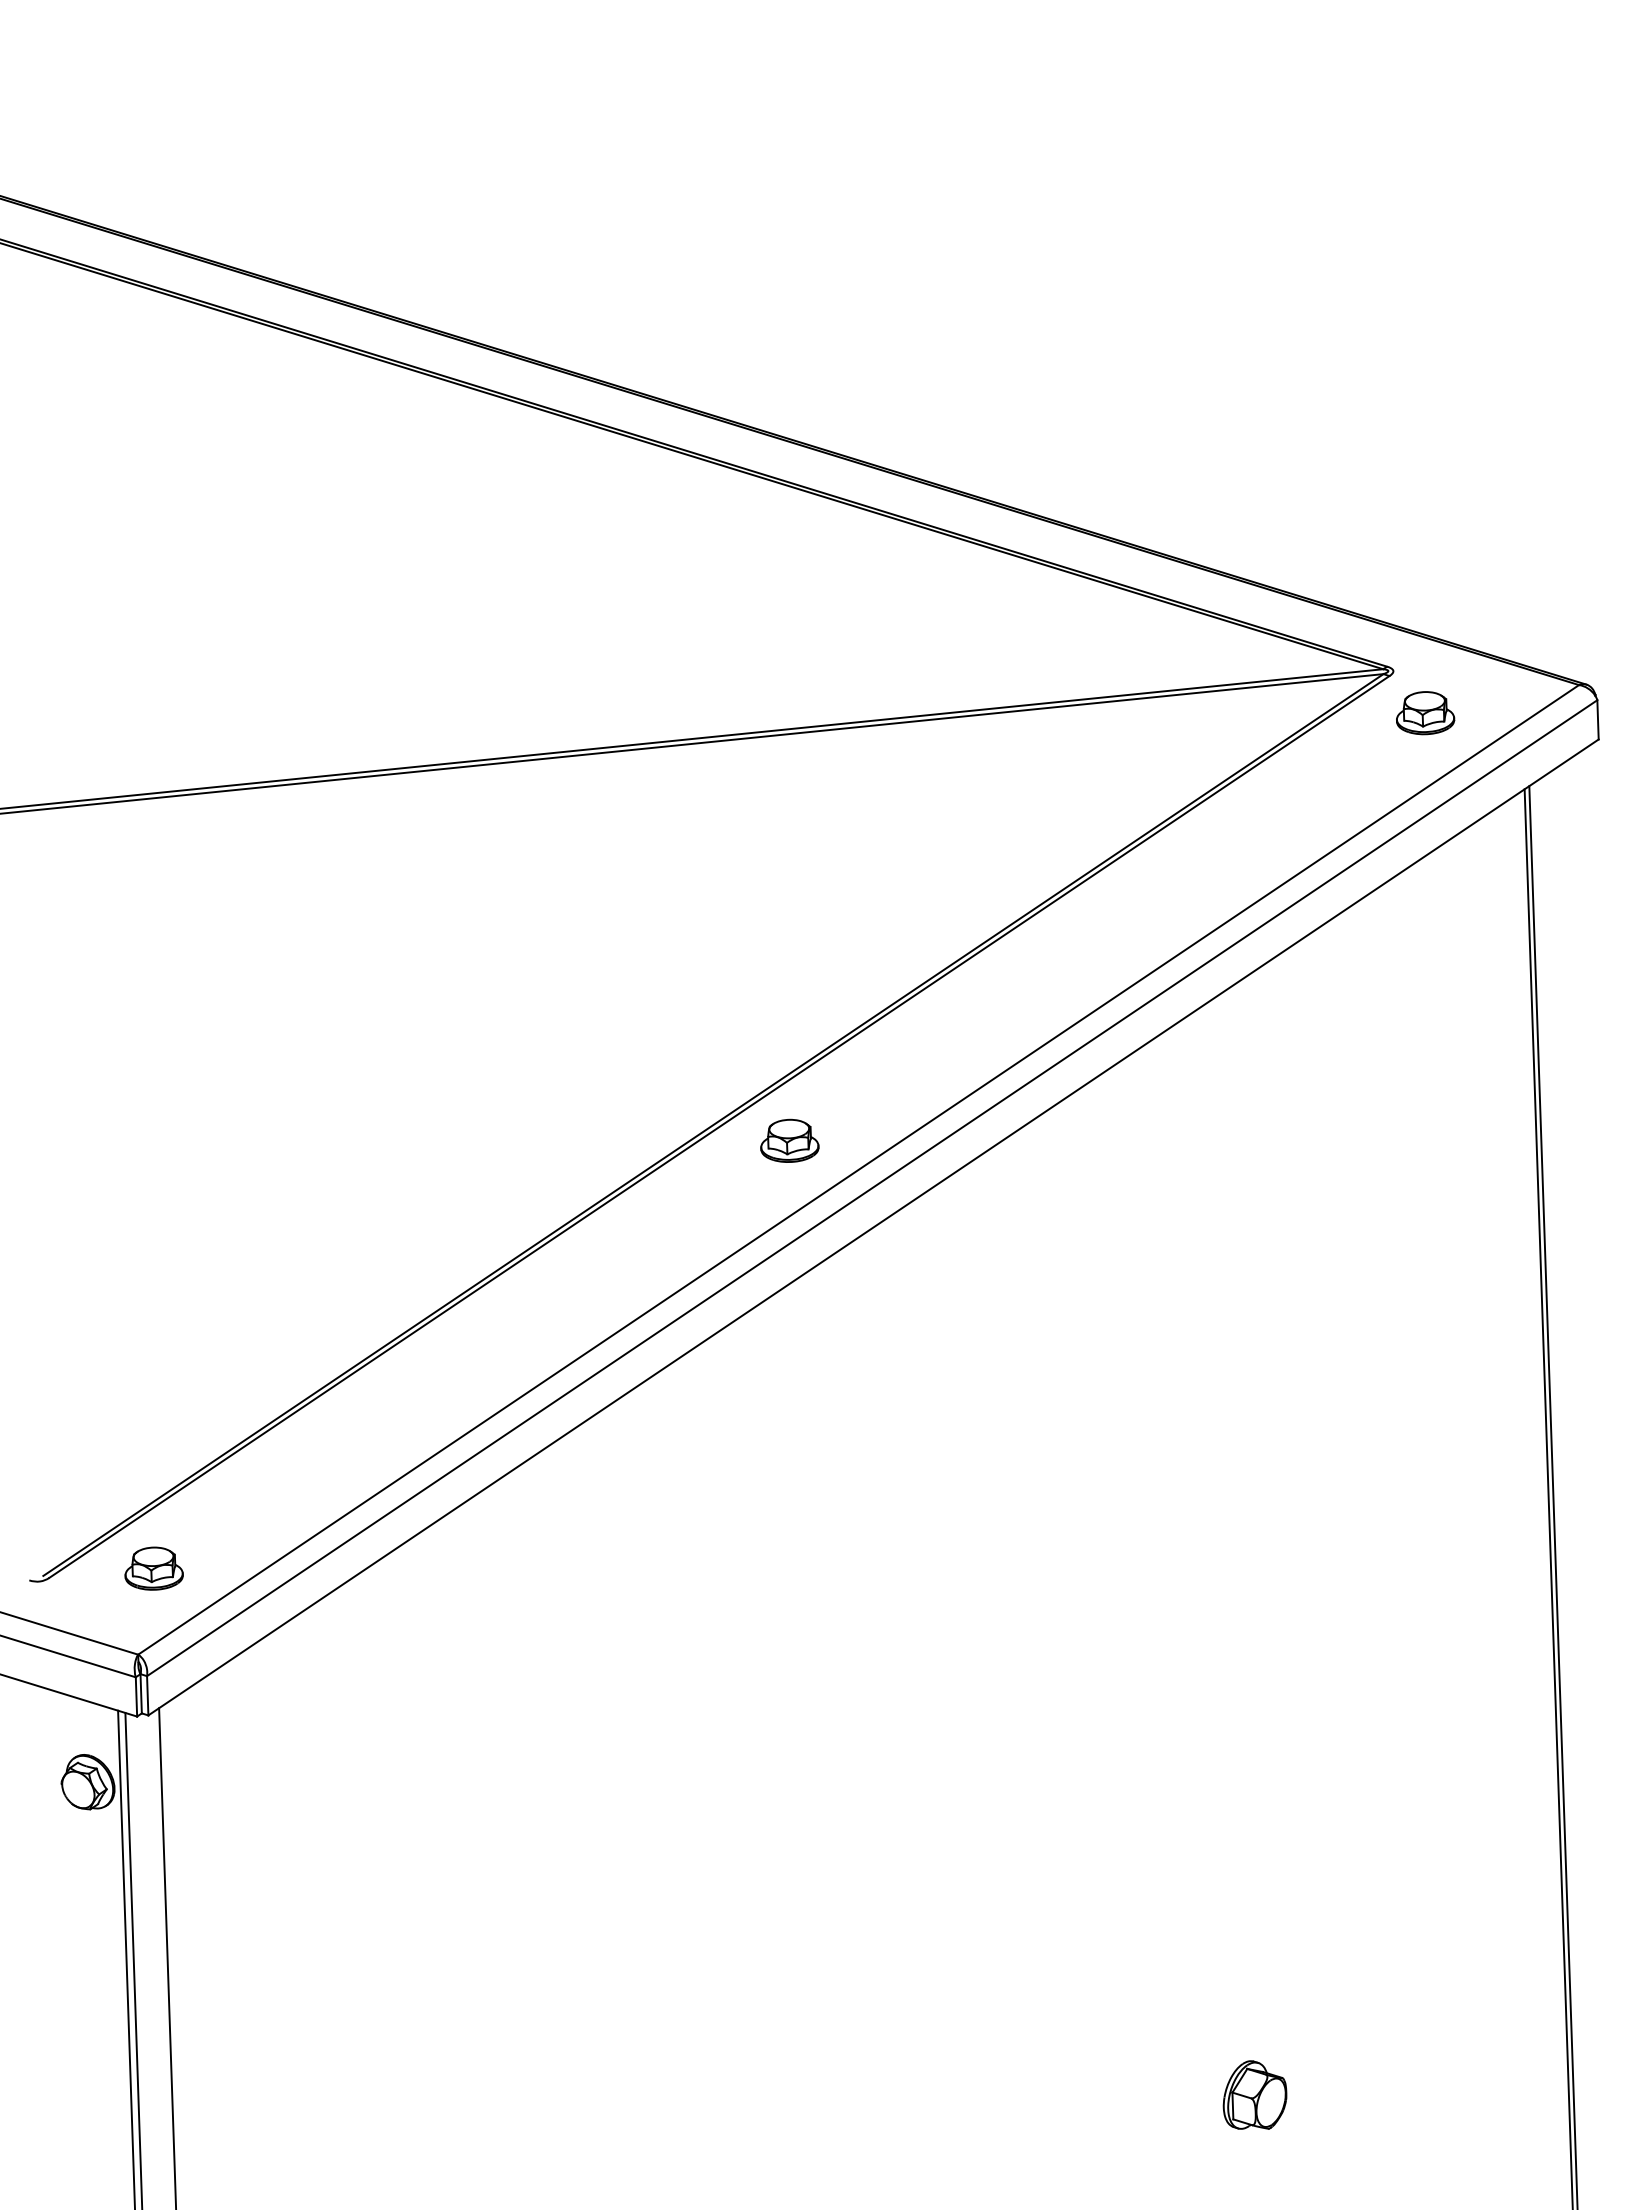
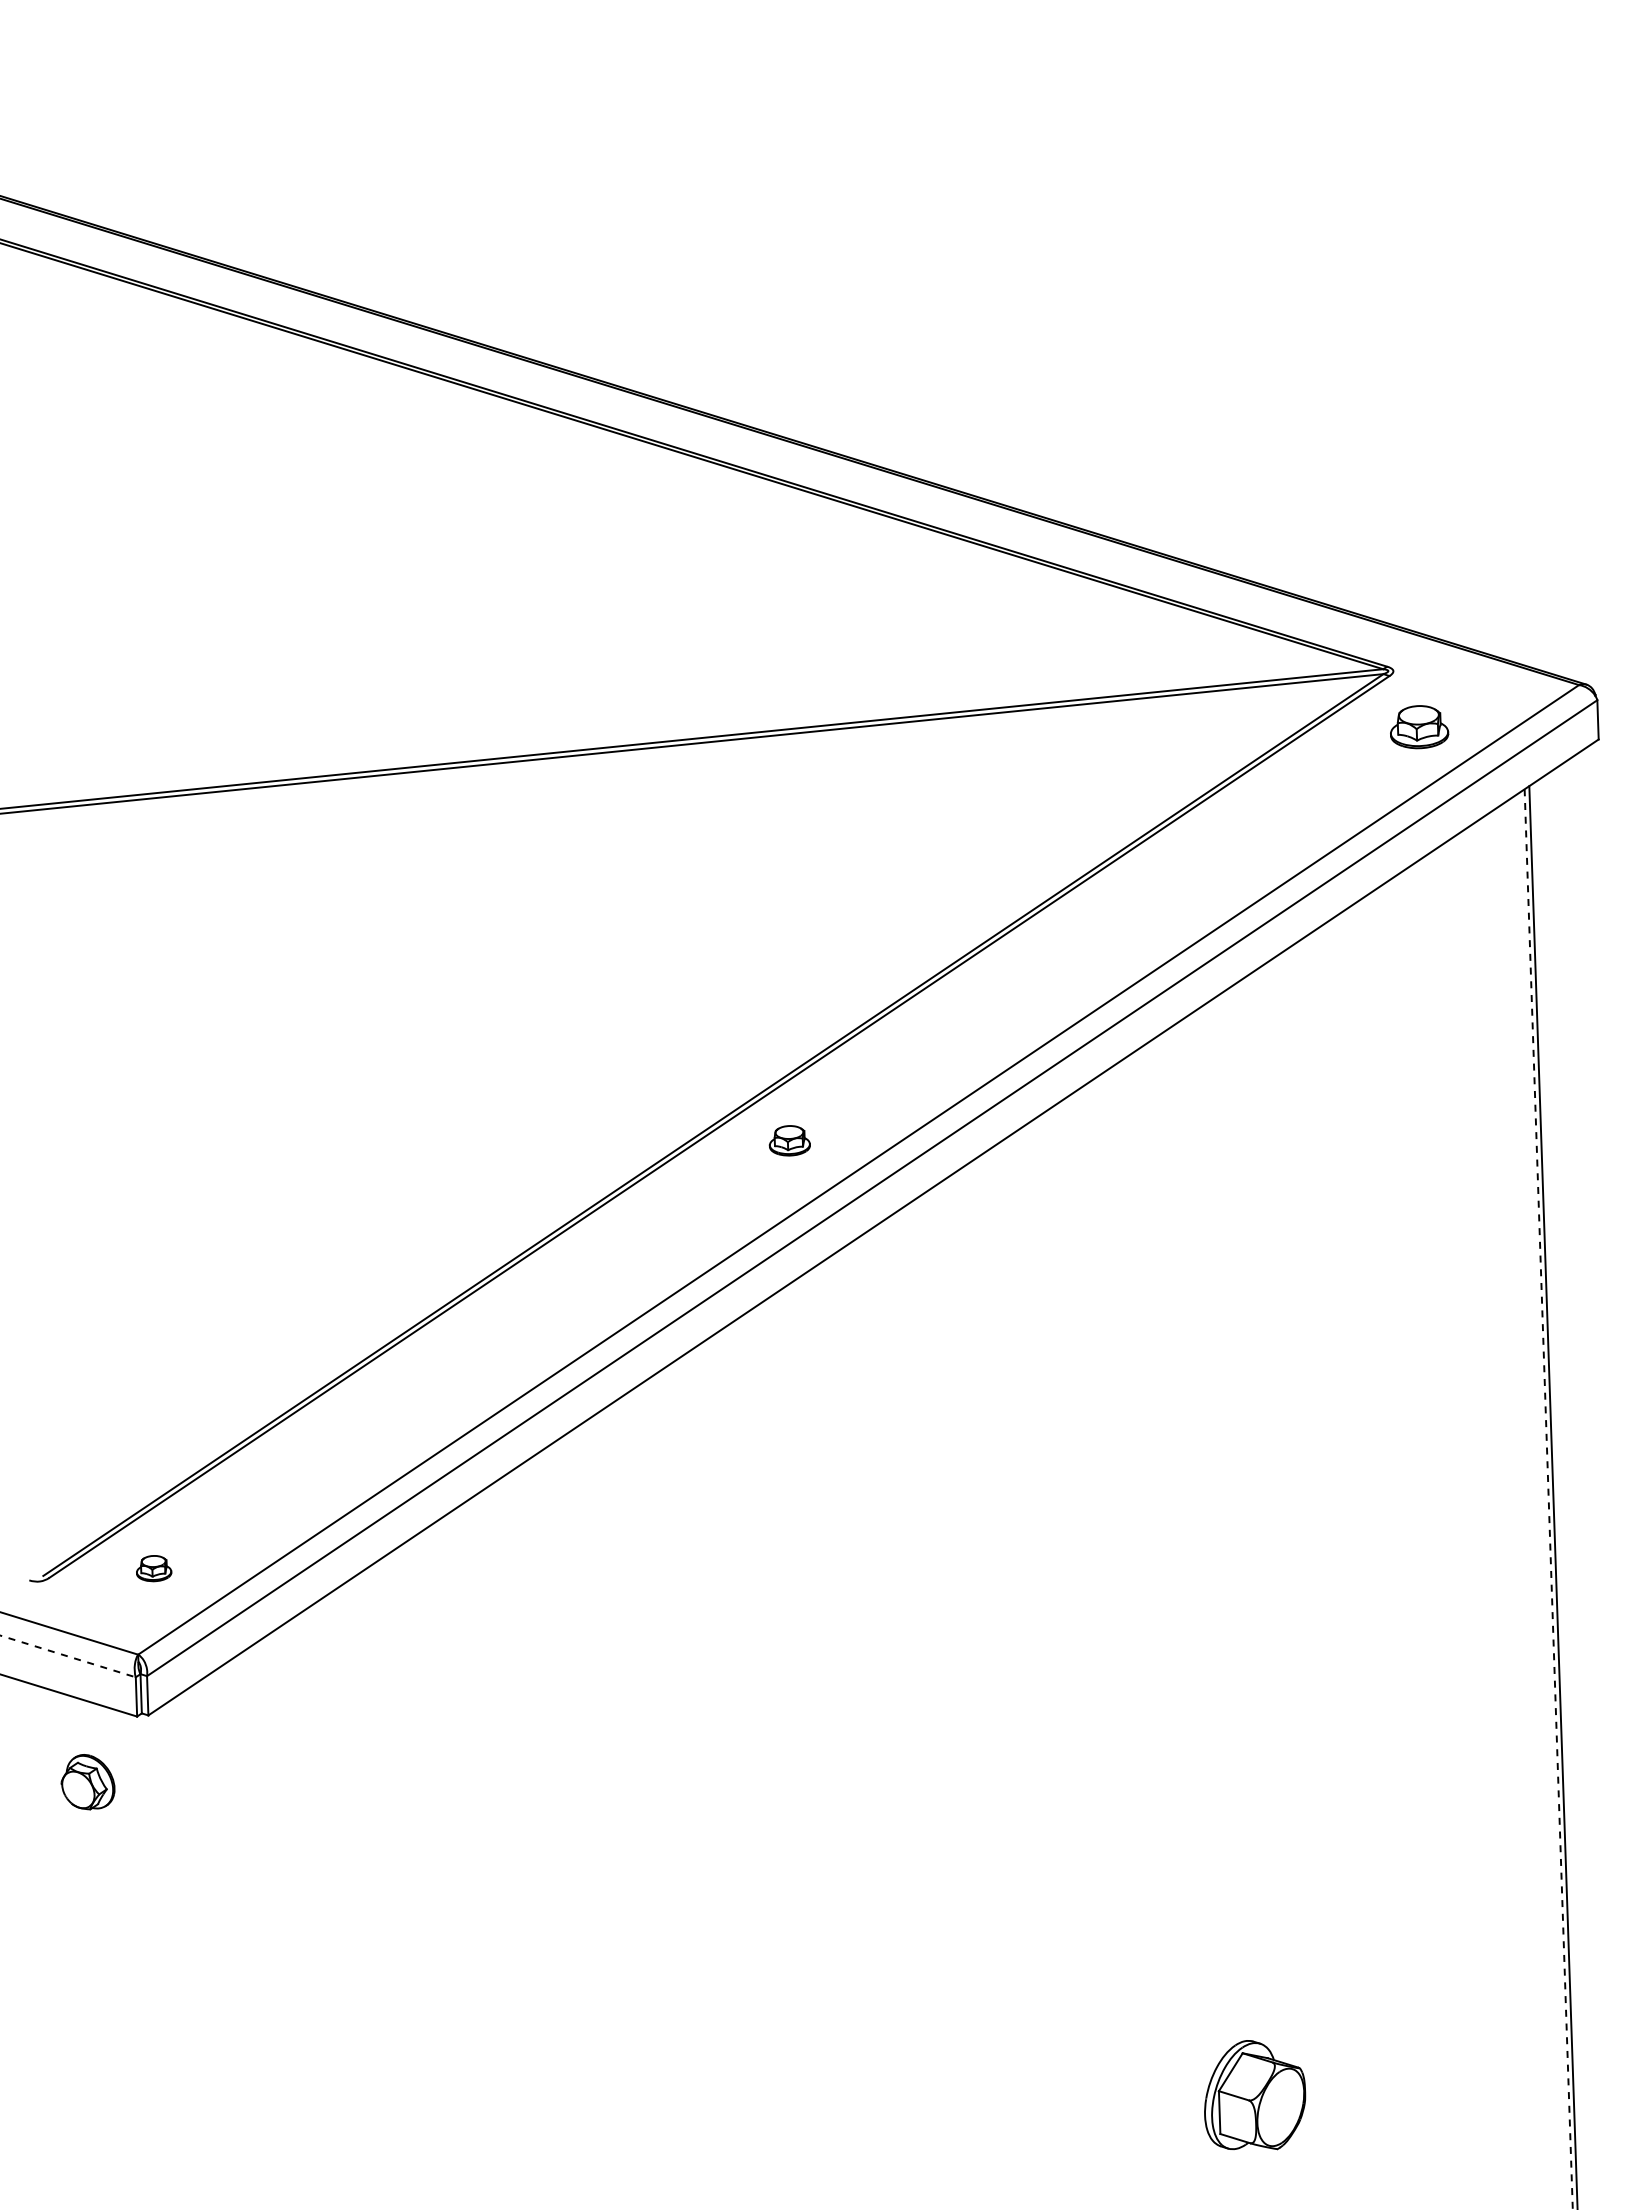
part position: (1425, 713) -> (1419, 727) (1419, 727)
part size: 60x45 px -> 43x32 px (789, 1140)
line: solid -> dashed (1548, 1499)
part size: 60x45 px -> 37x28 px (154, 1568)
line: solid -> dashed (67, 1656)
line: present -> none (167, 1957)
line: present -> none (126, 1958)
line: present -> none (133, 1959)
part size: 66x70 px -> 103x111 px (1255, 2095)
